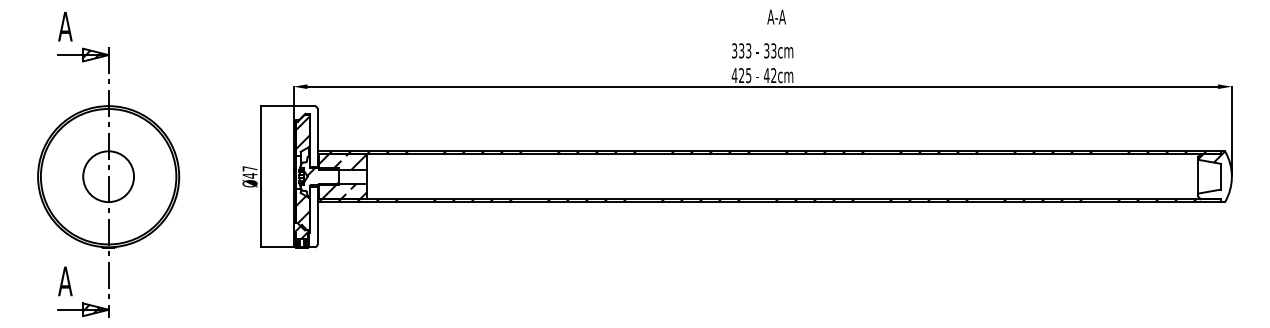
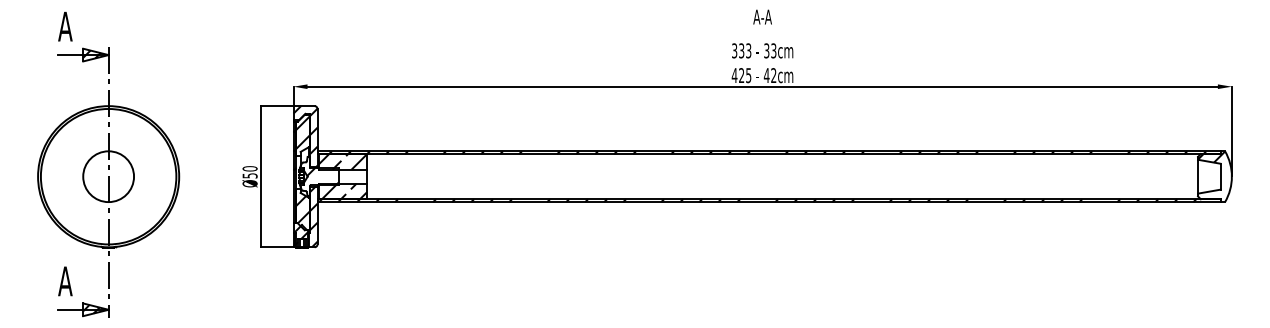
text position: (776, 16) -> (762, 16) (762, 16)
hatch: none -> present (305, 136)
text: Ø47 -> Ø50 (249, 172)
hatch: none -> present (313, 216)
